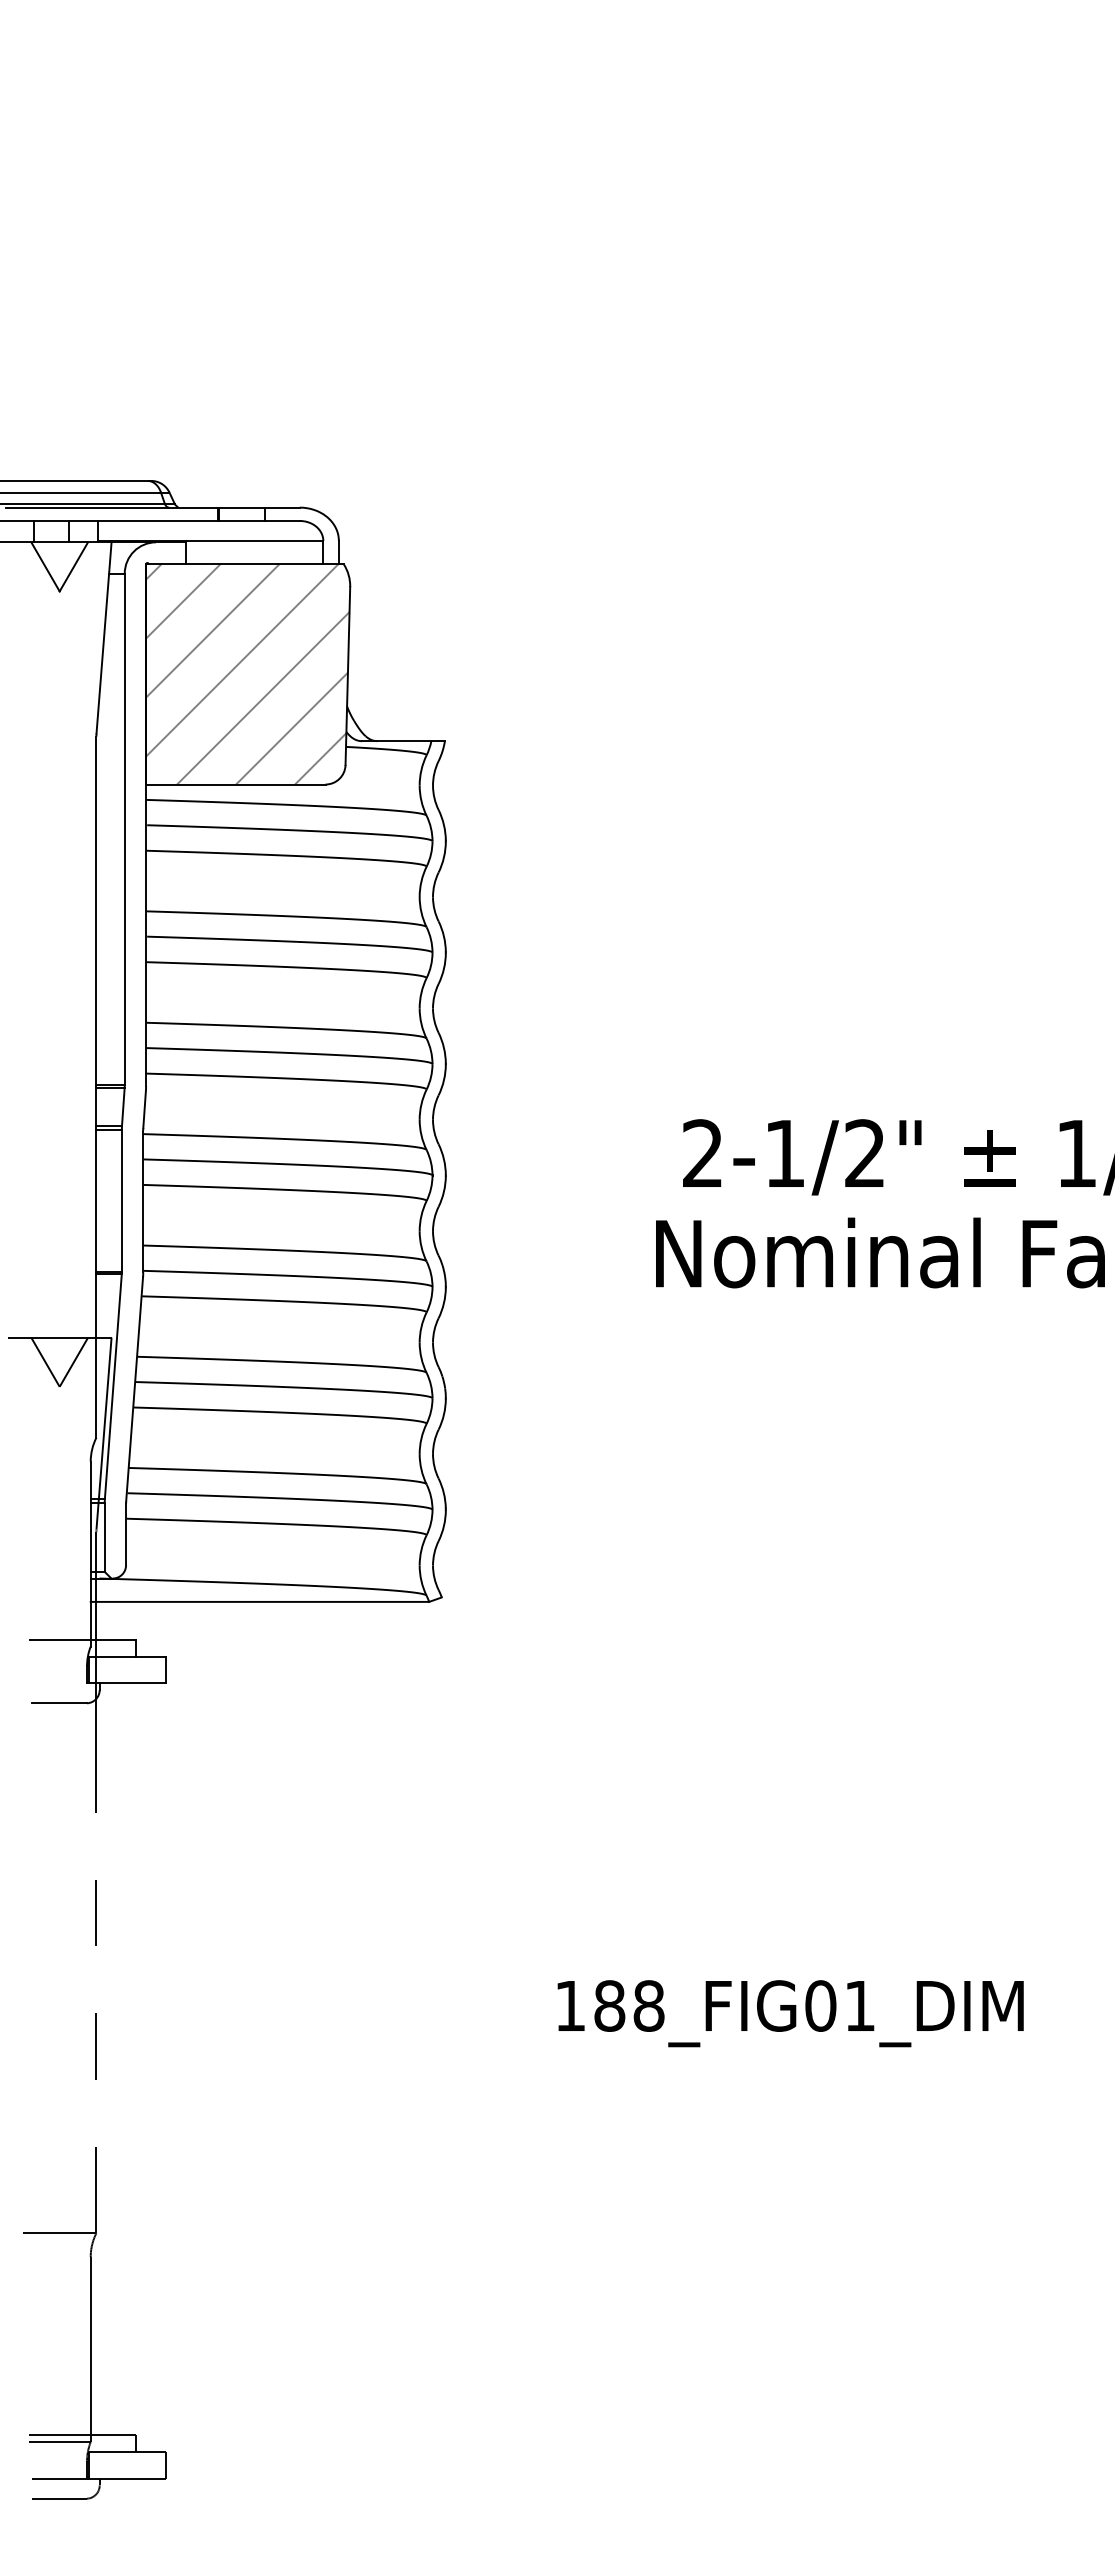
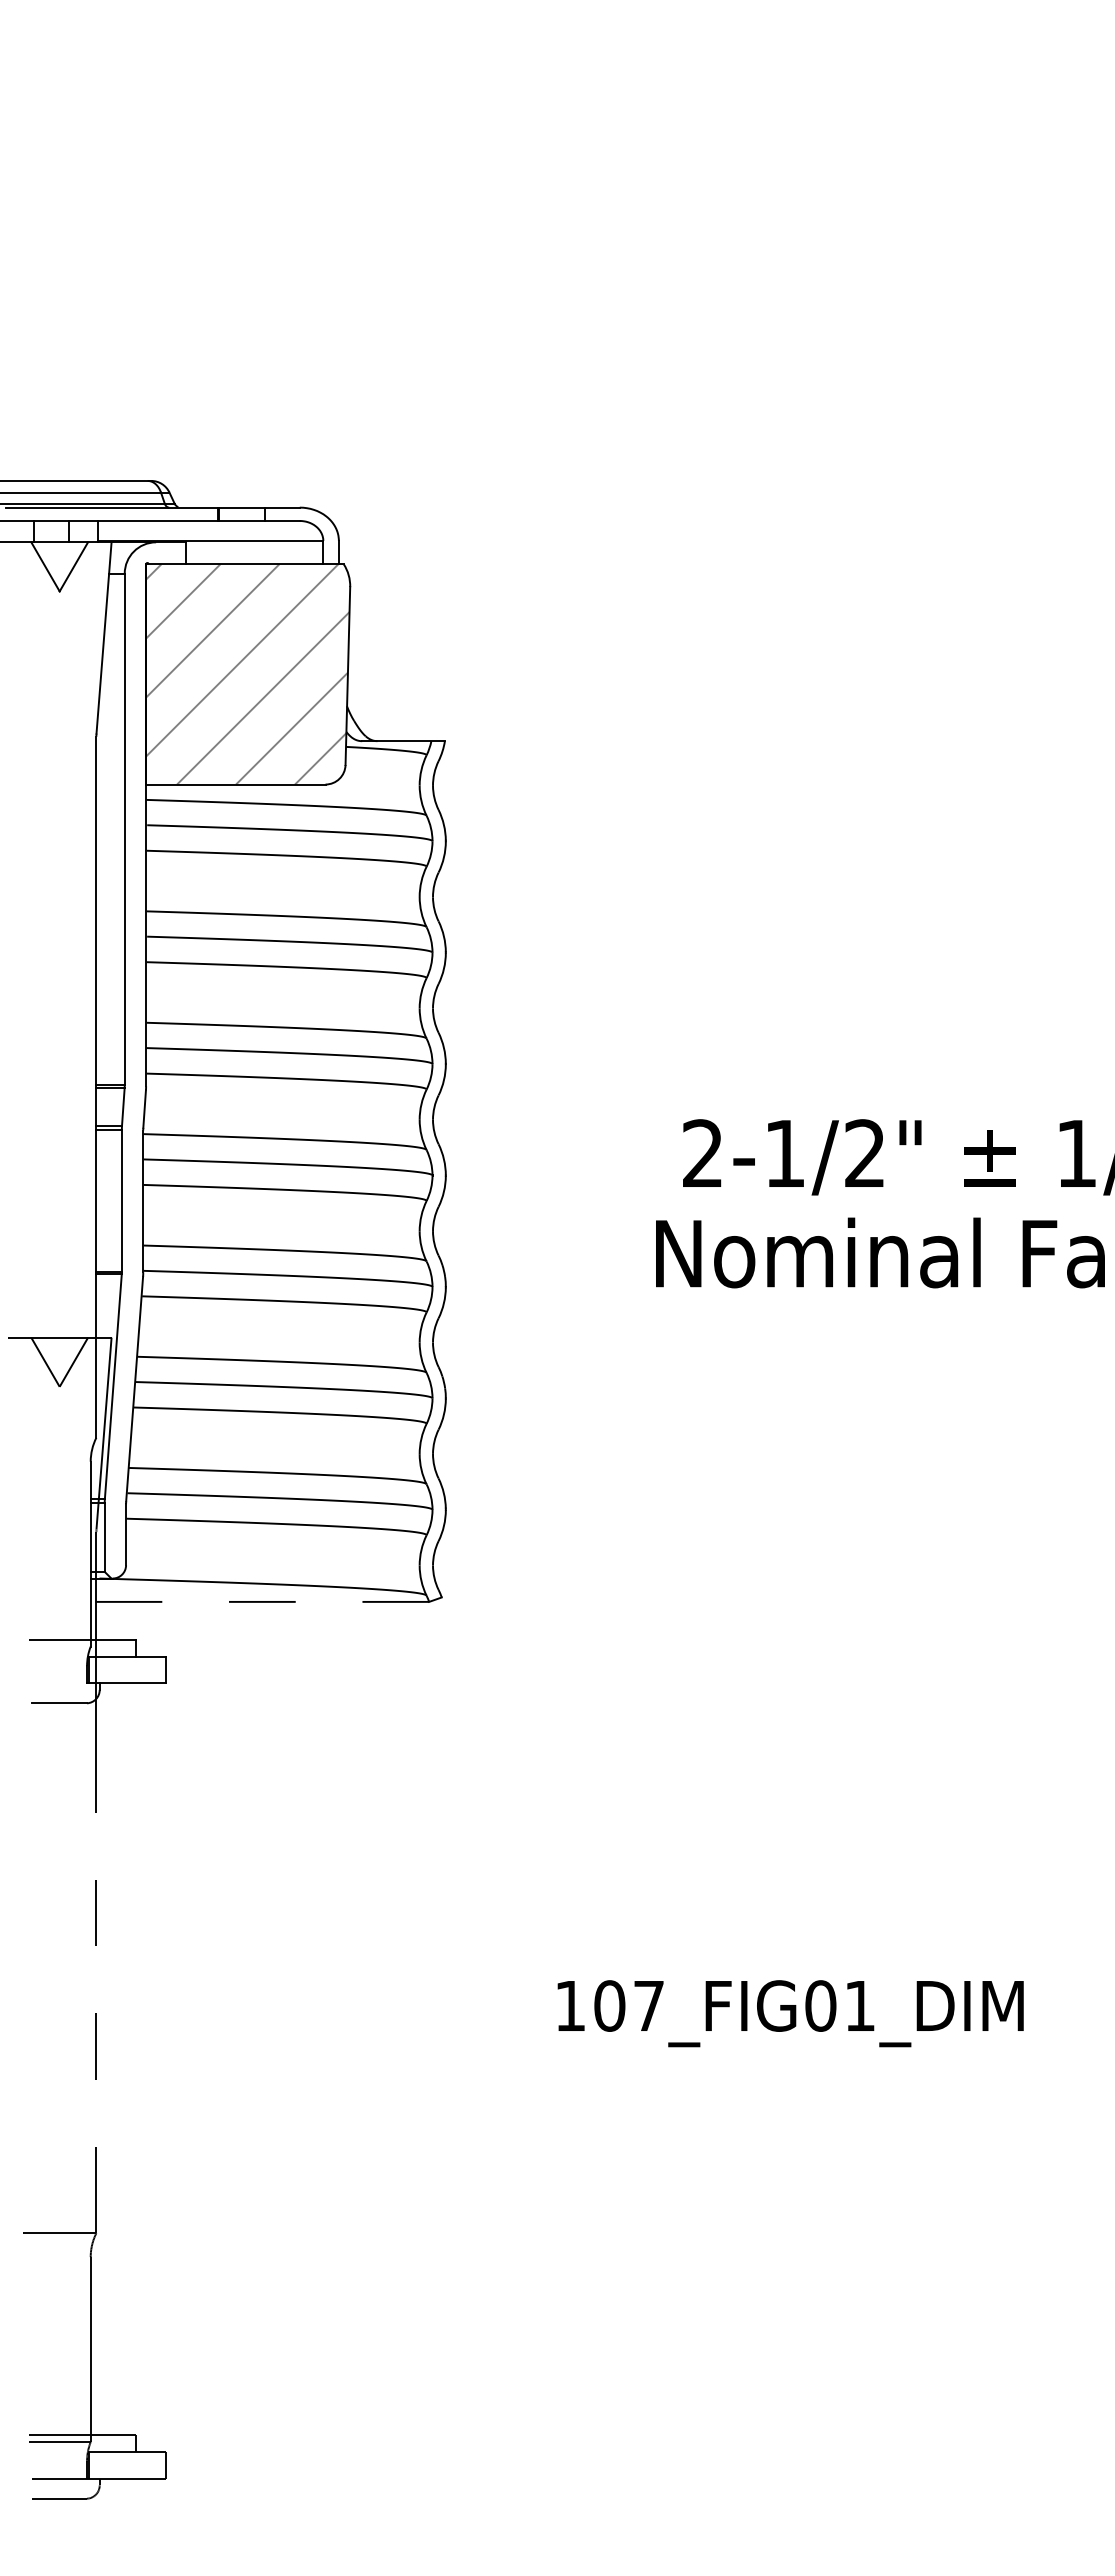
line: solid -> dashed (259, 1601)
text: 188_FIG01_DIM -> 107_FIG01_DIM (629, 2005)
